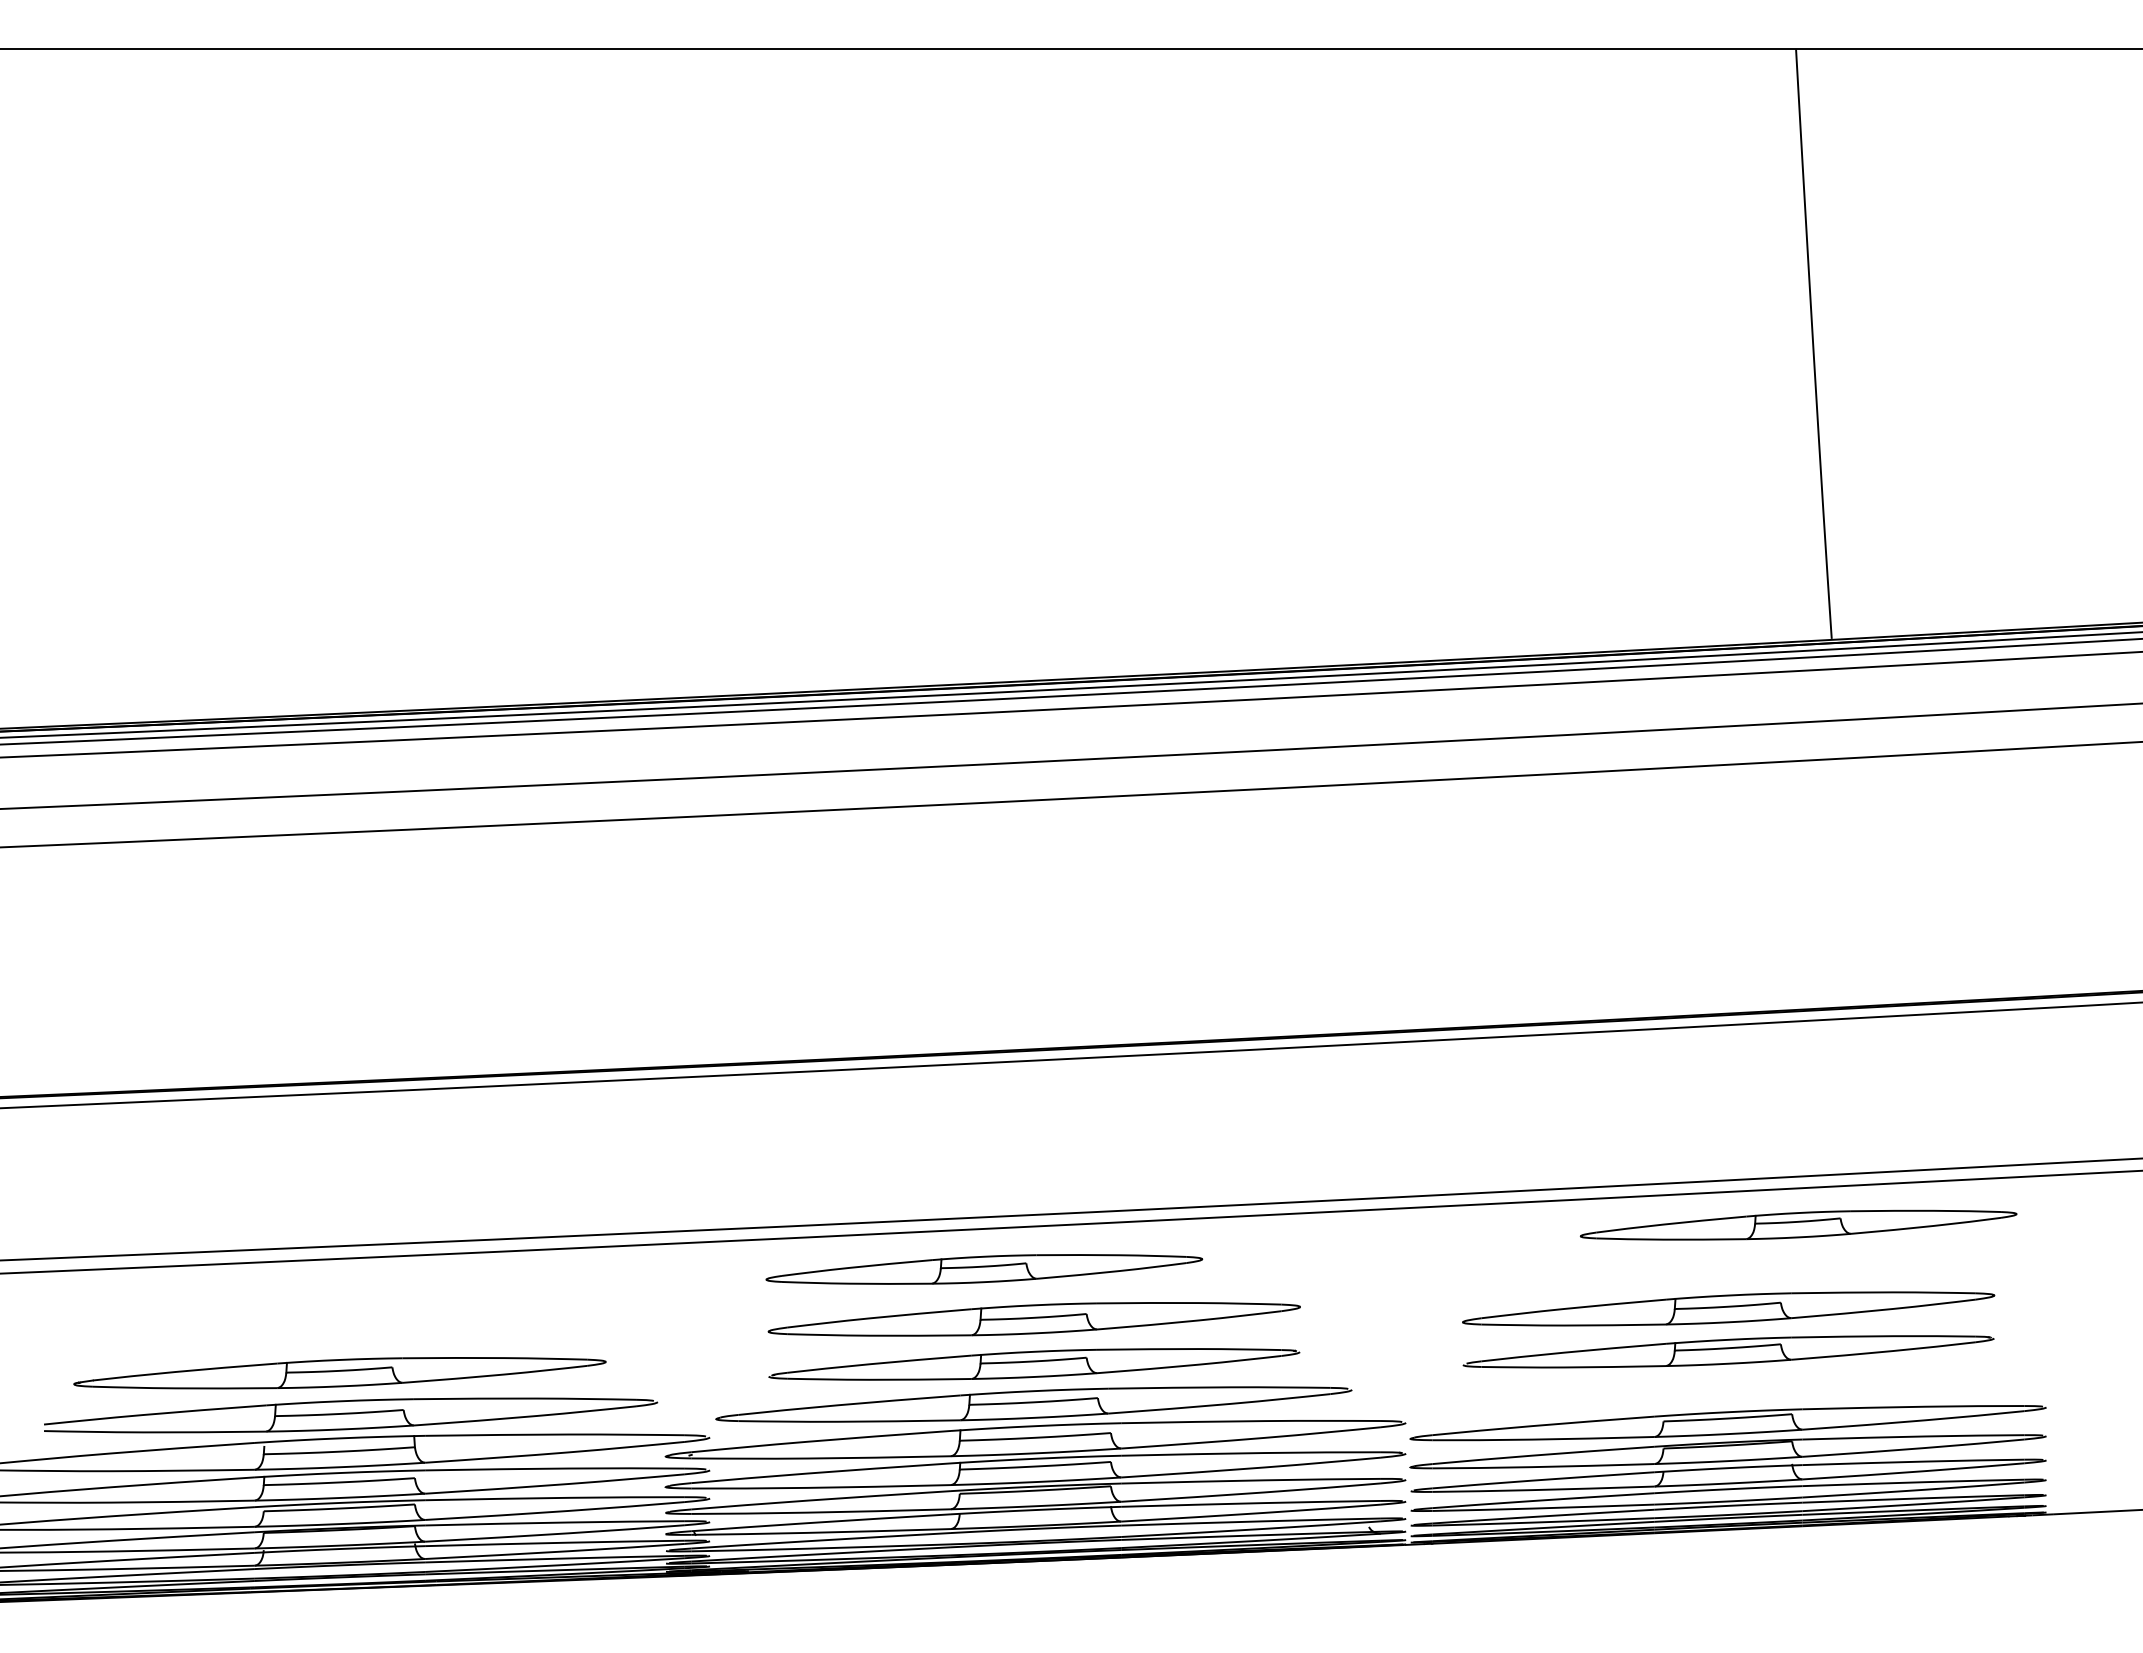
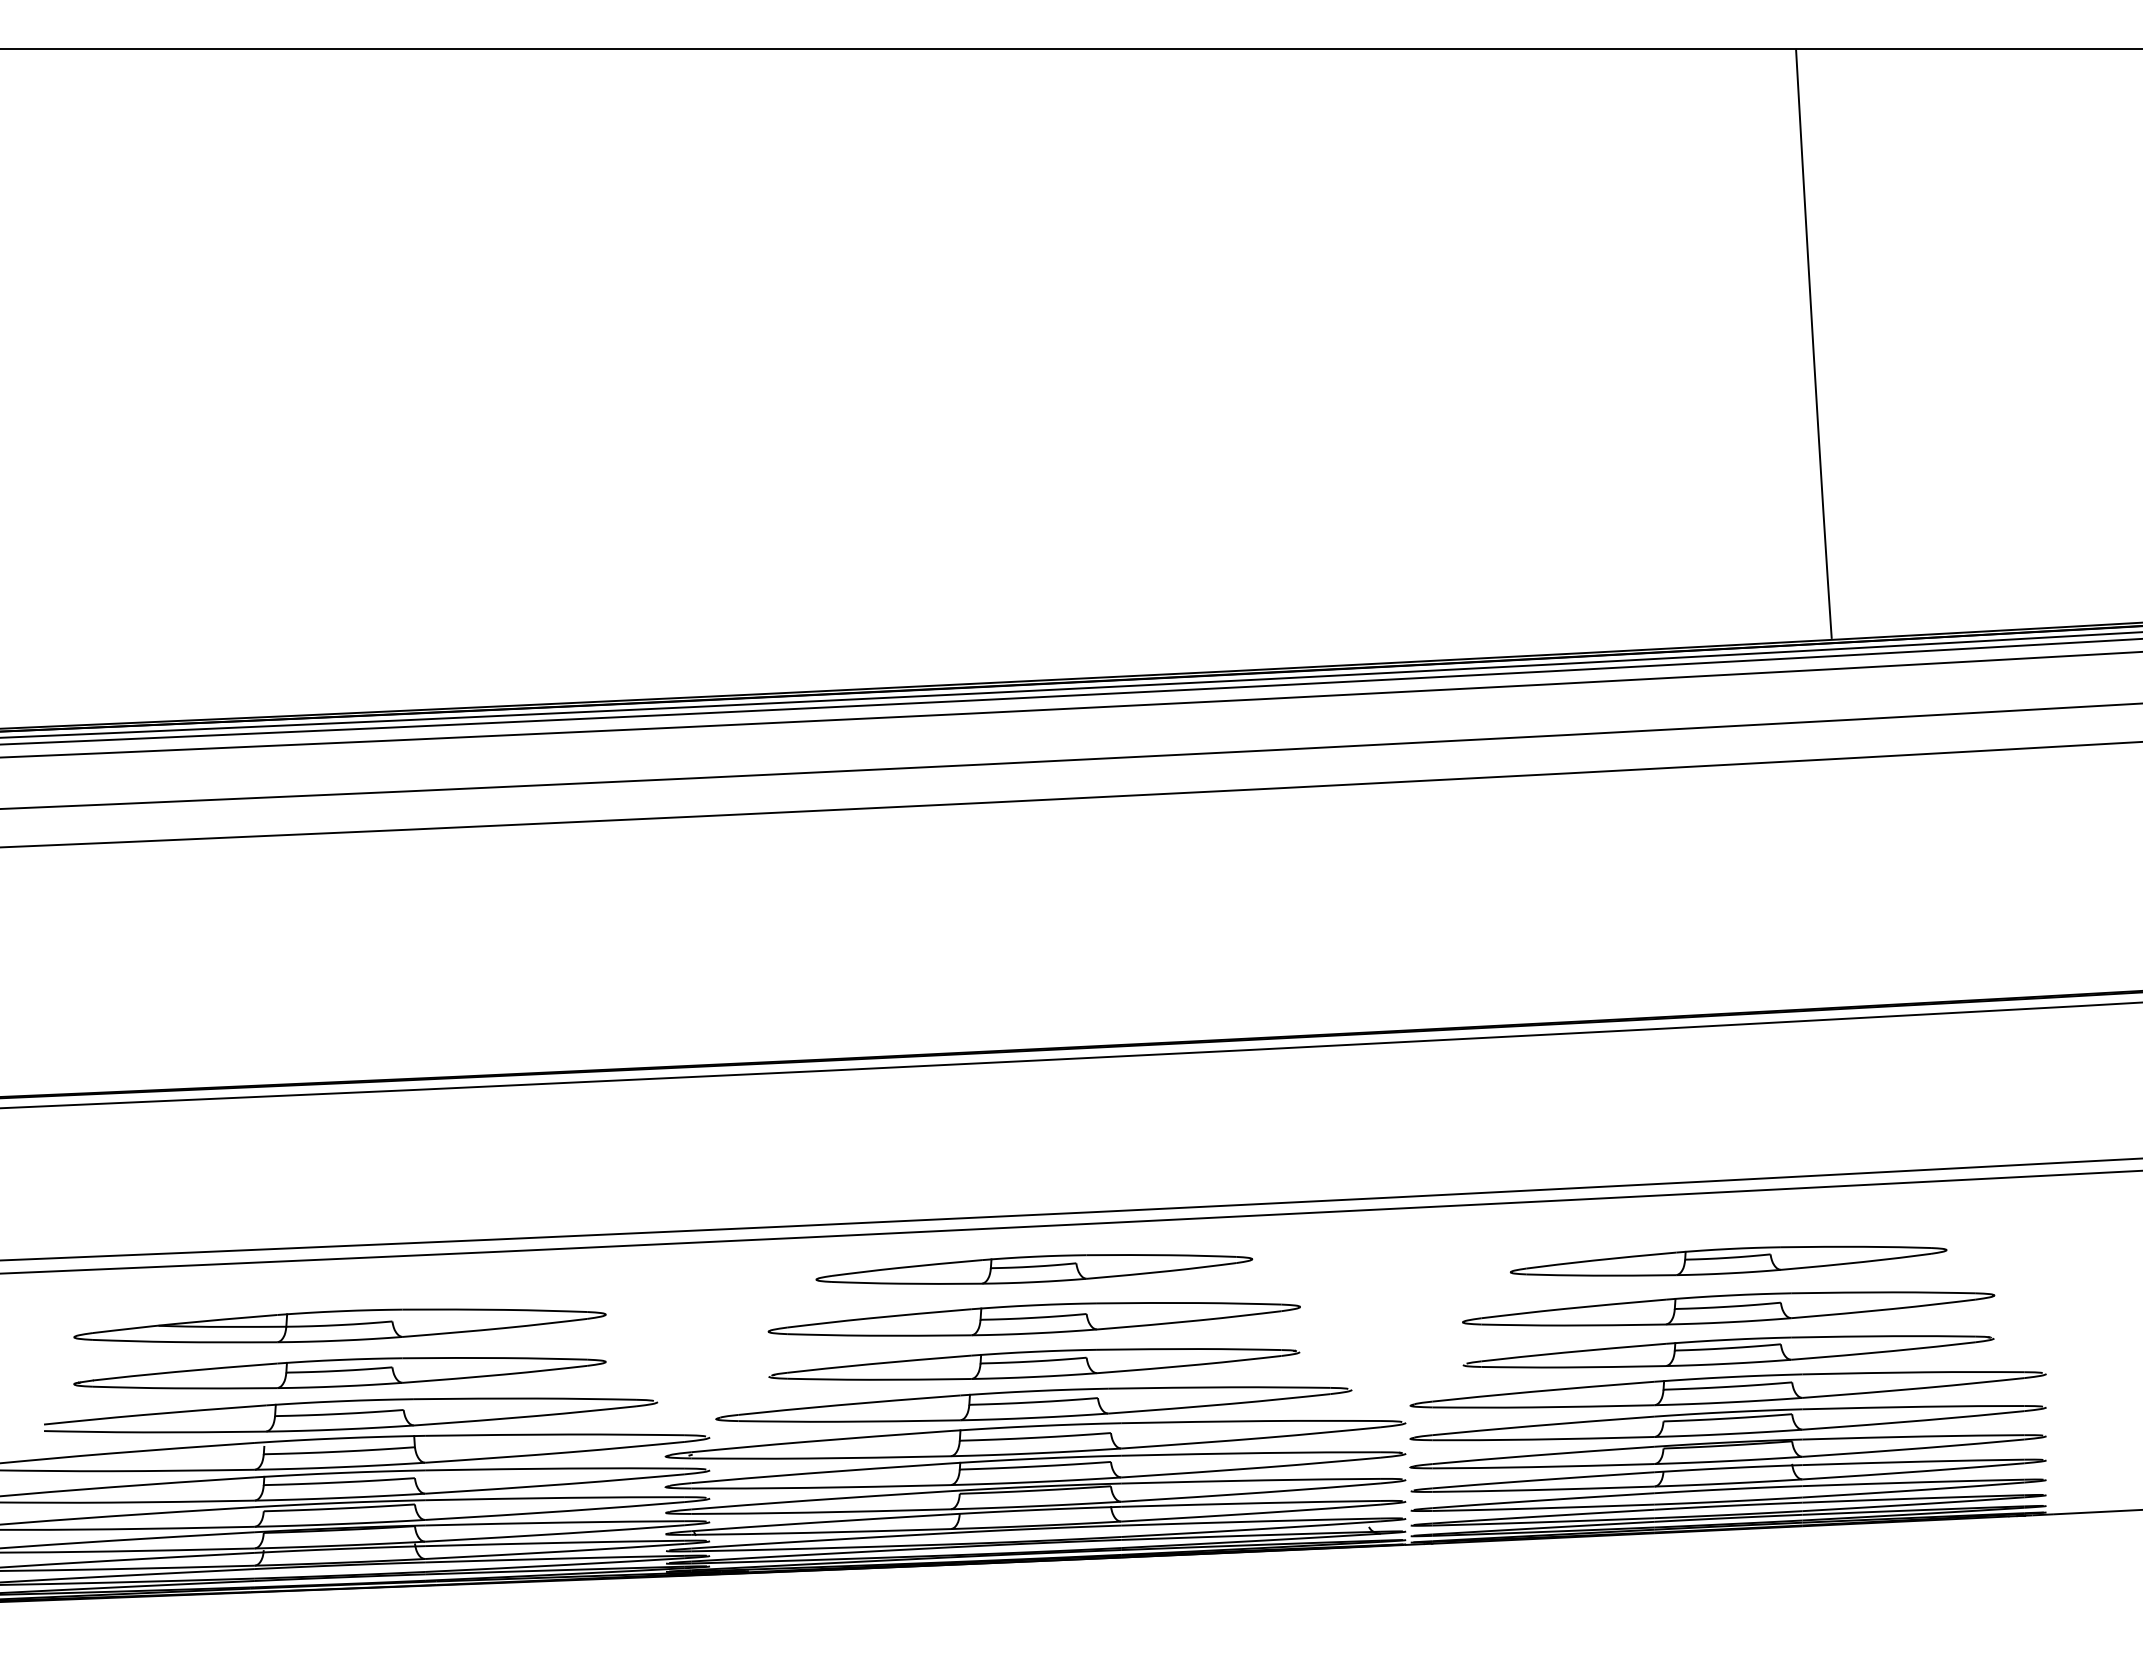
part position: (1798, 1224) -> (1728, 1260) (1728, 1260)
part position: (984, 1269) -> (1034, 1269) (1034, 1269)
part: none -> present (339, 1325)
part: none -> present (1727, 1389)
